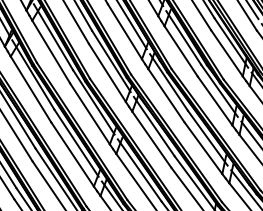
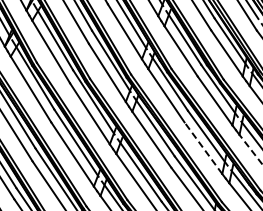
line: solid -> dashed (203, 148)
line: solid -> dashed (251, 149)
